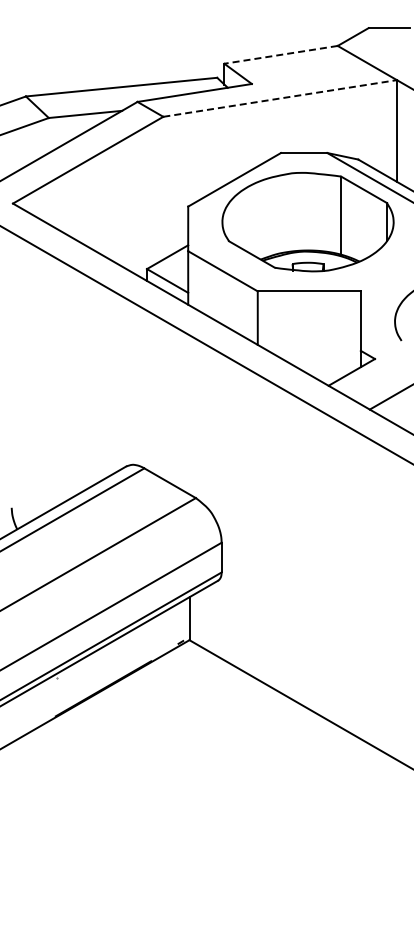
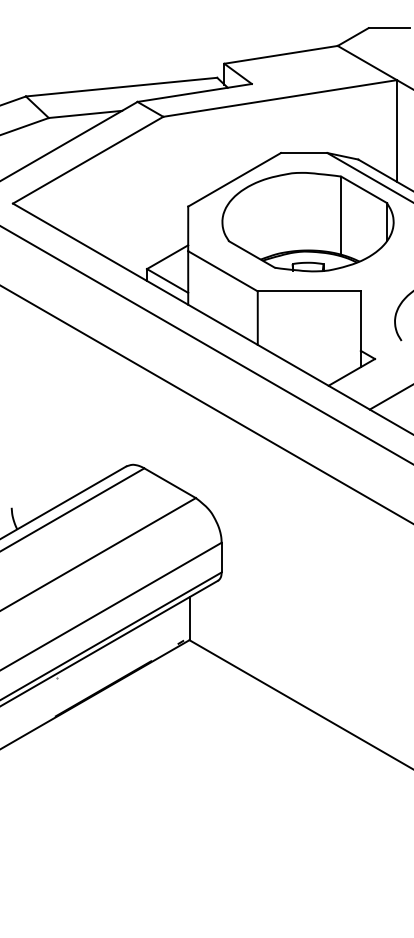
line: dashed -> solid (280, 54)
line: dashed -> solid (280, 98)
line: none -> present (206, 404)
